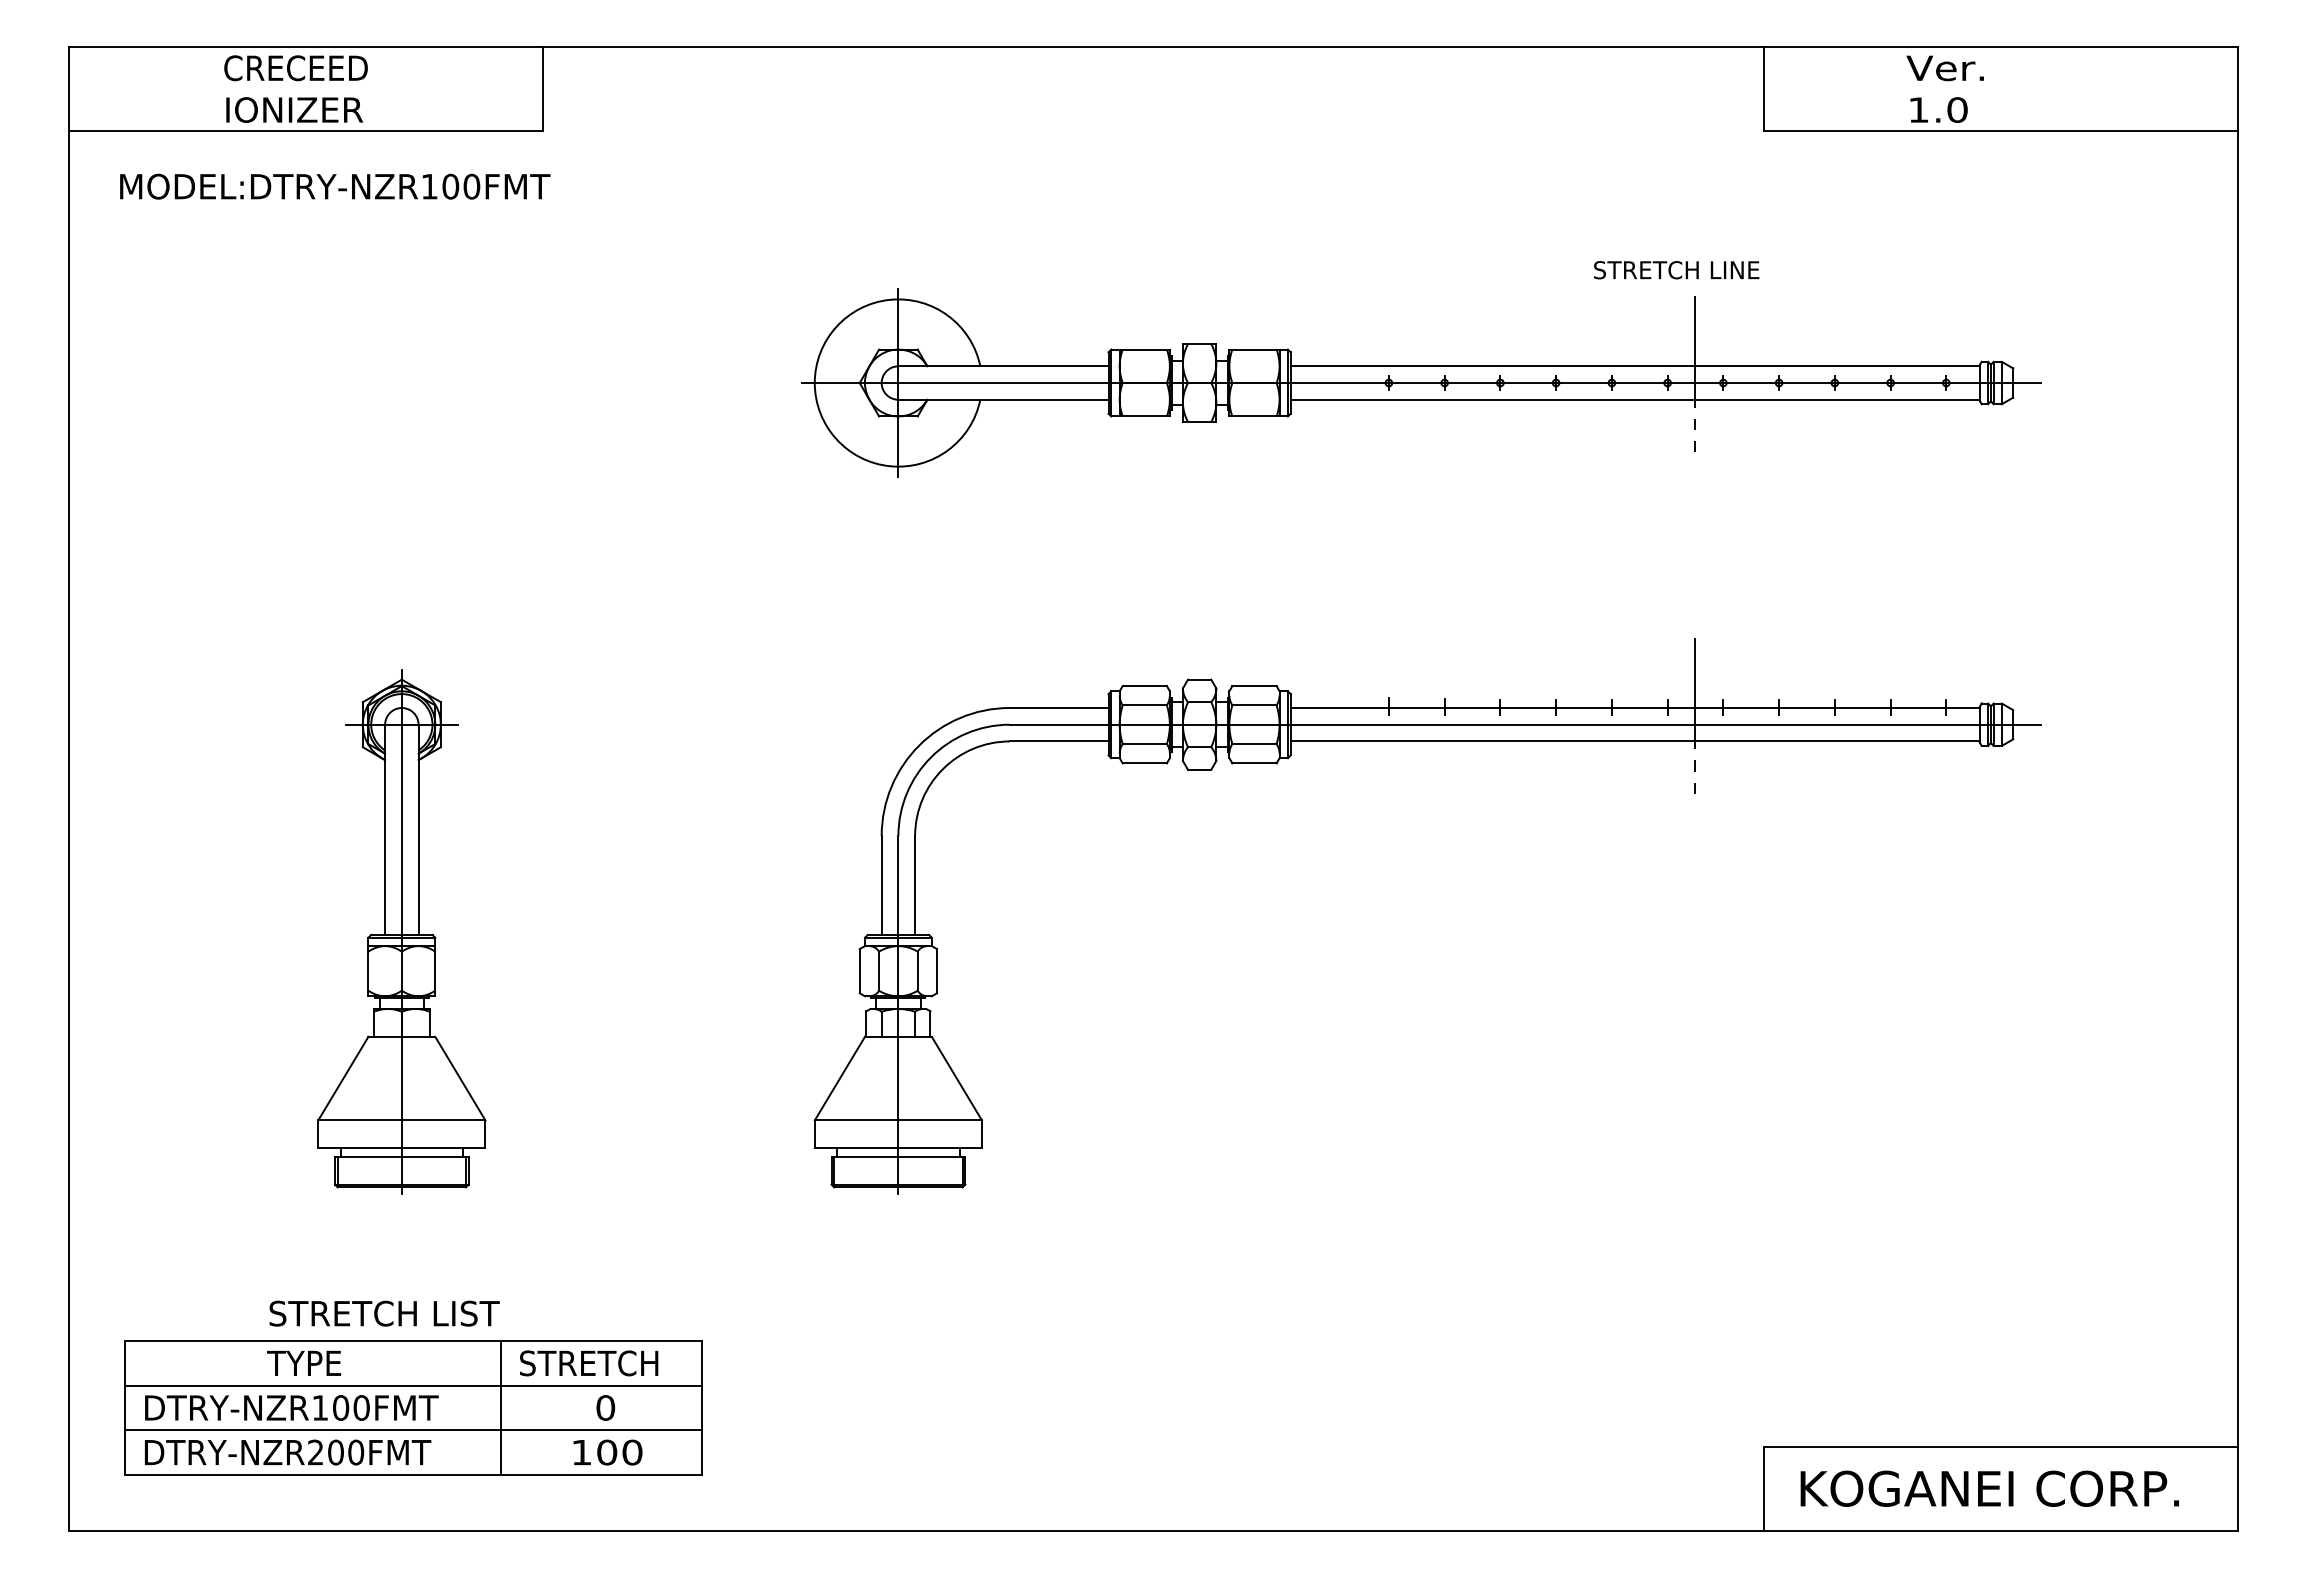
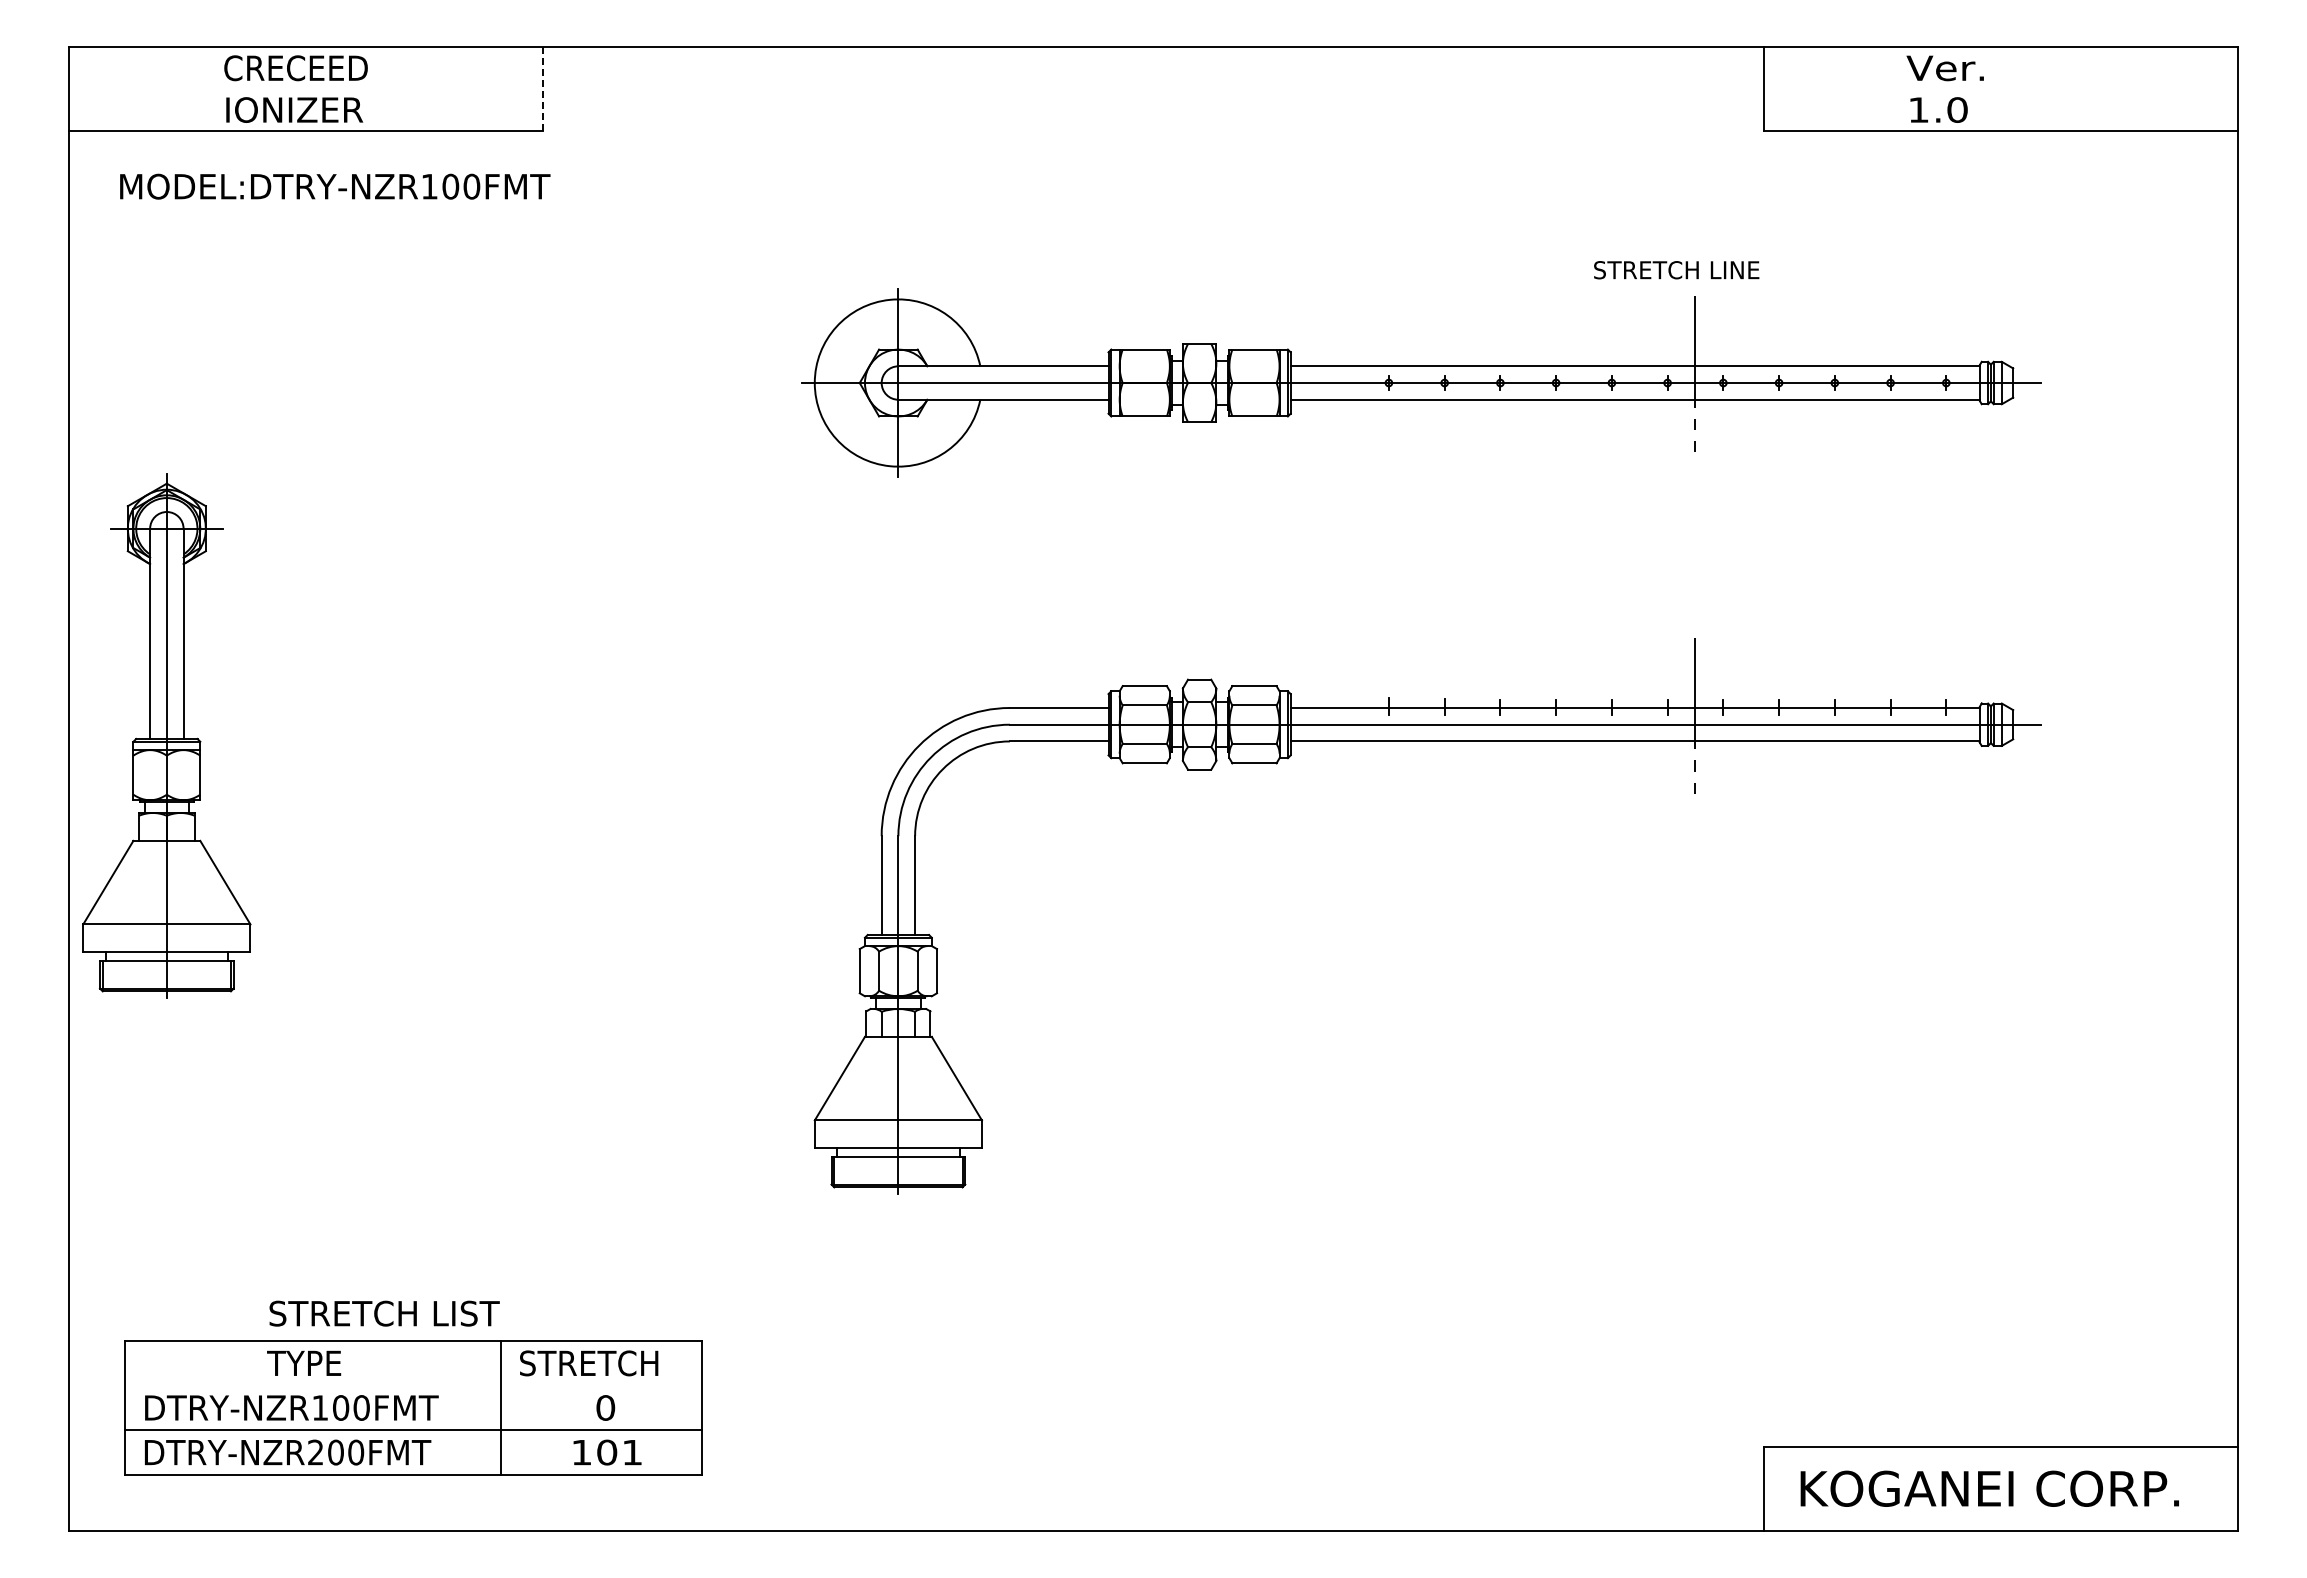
line: solid -> dashed (543, 89)
part position: (401, 931) -> (166, 735) (166, 735)
line: present -> none (412, 1385)
text: 100 -> 101 (632, 1452)
